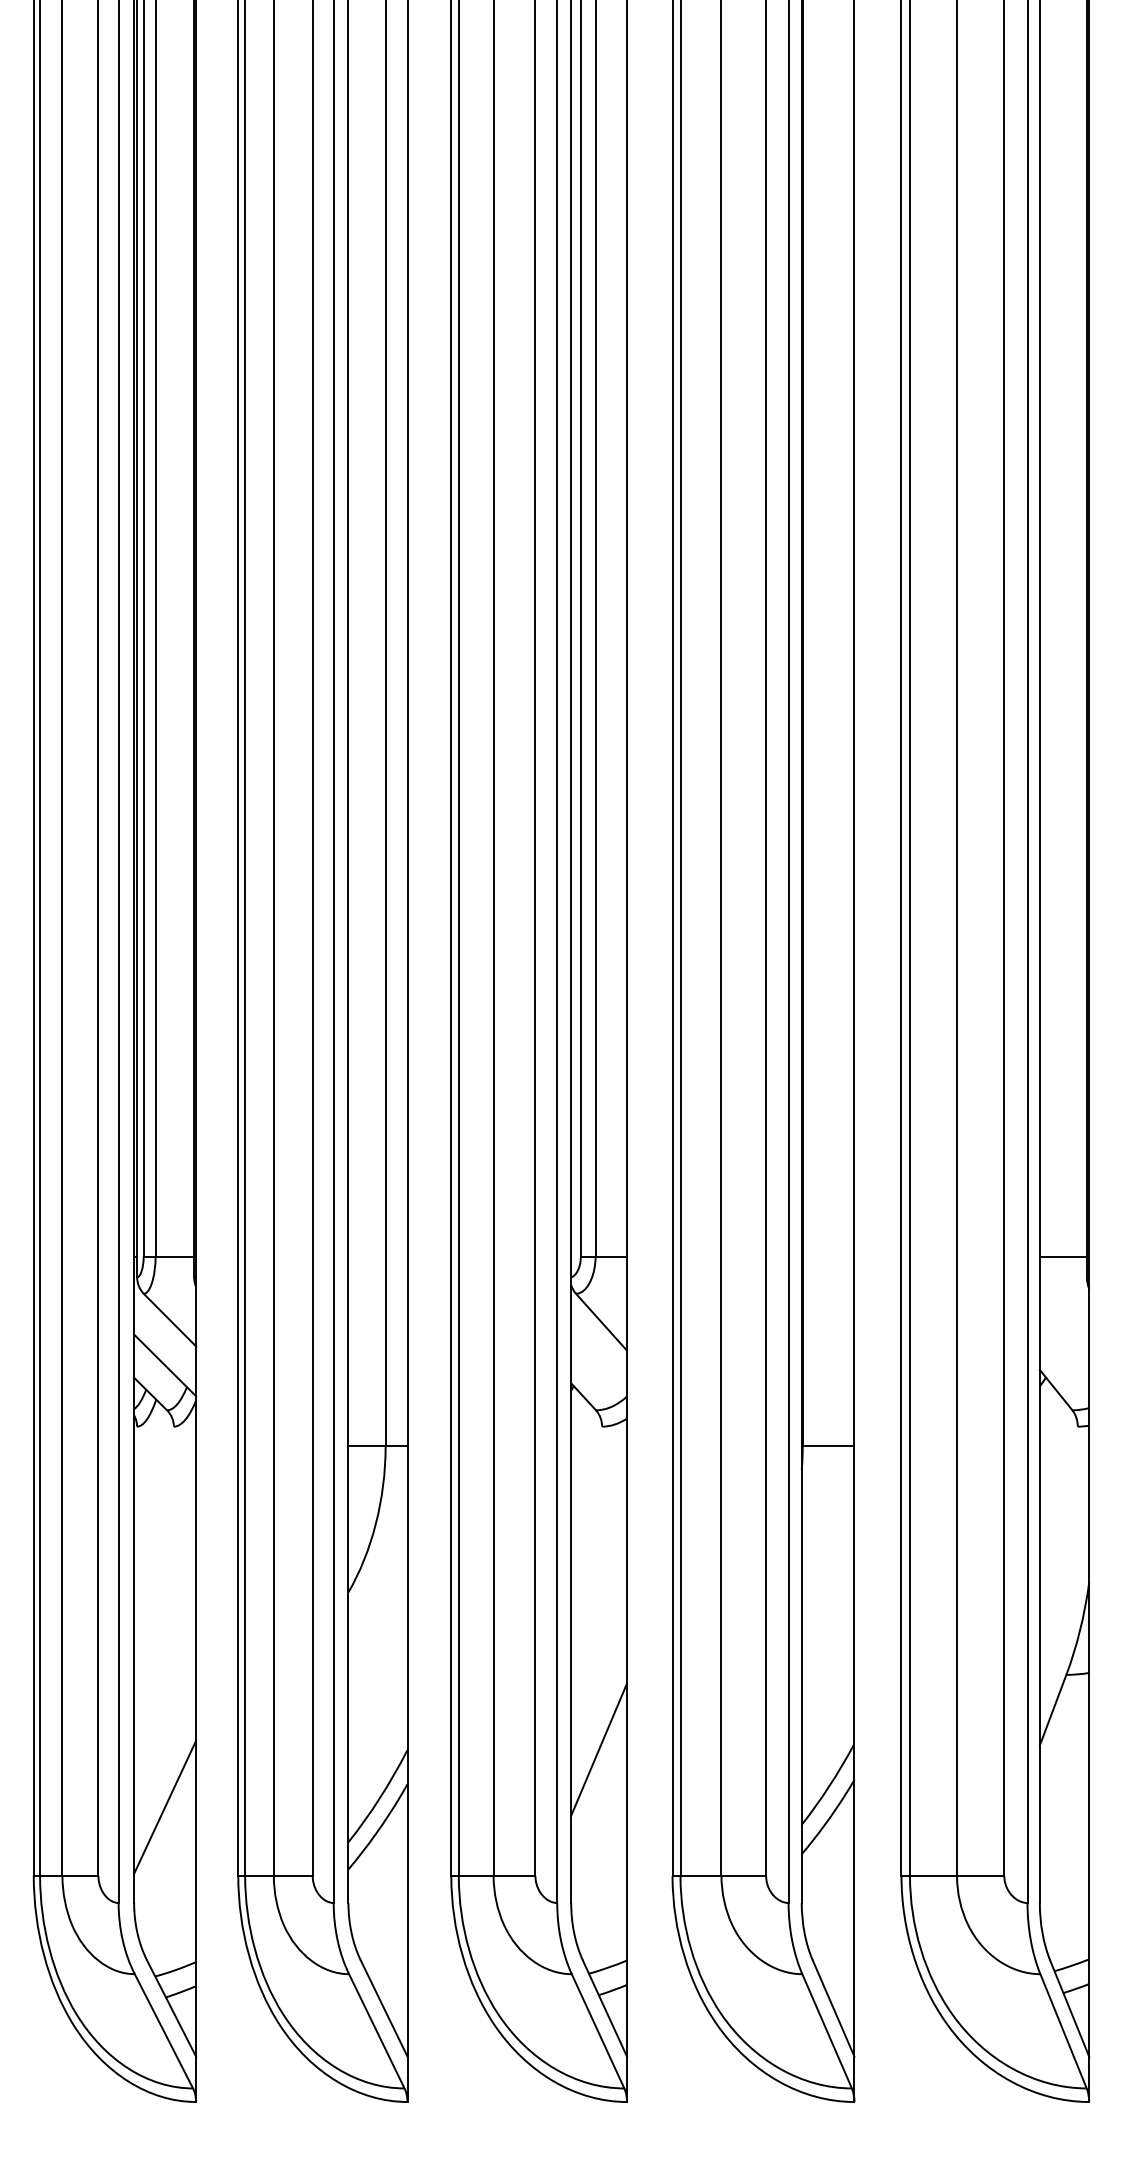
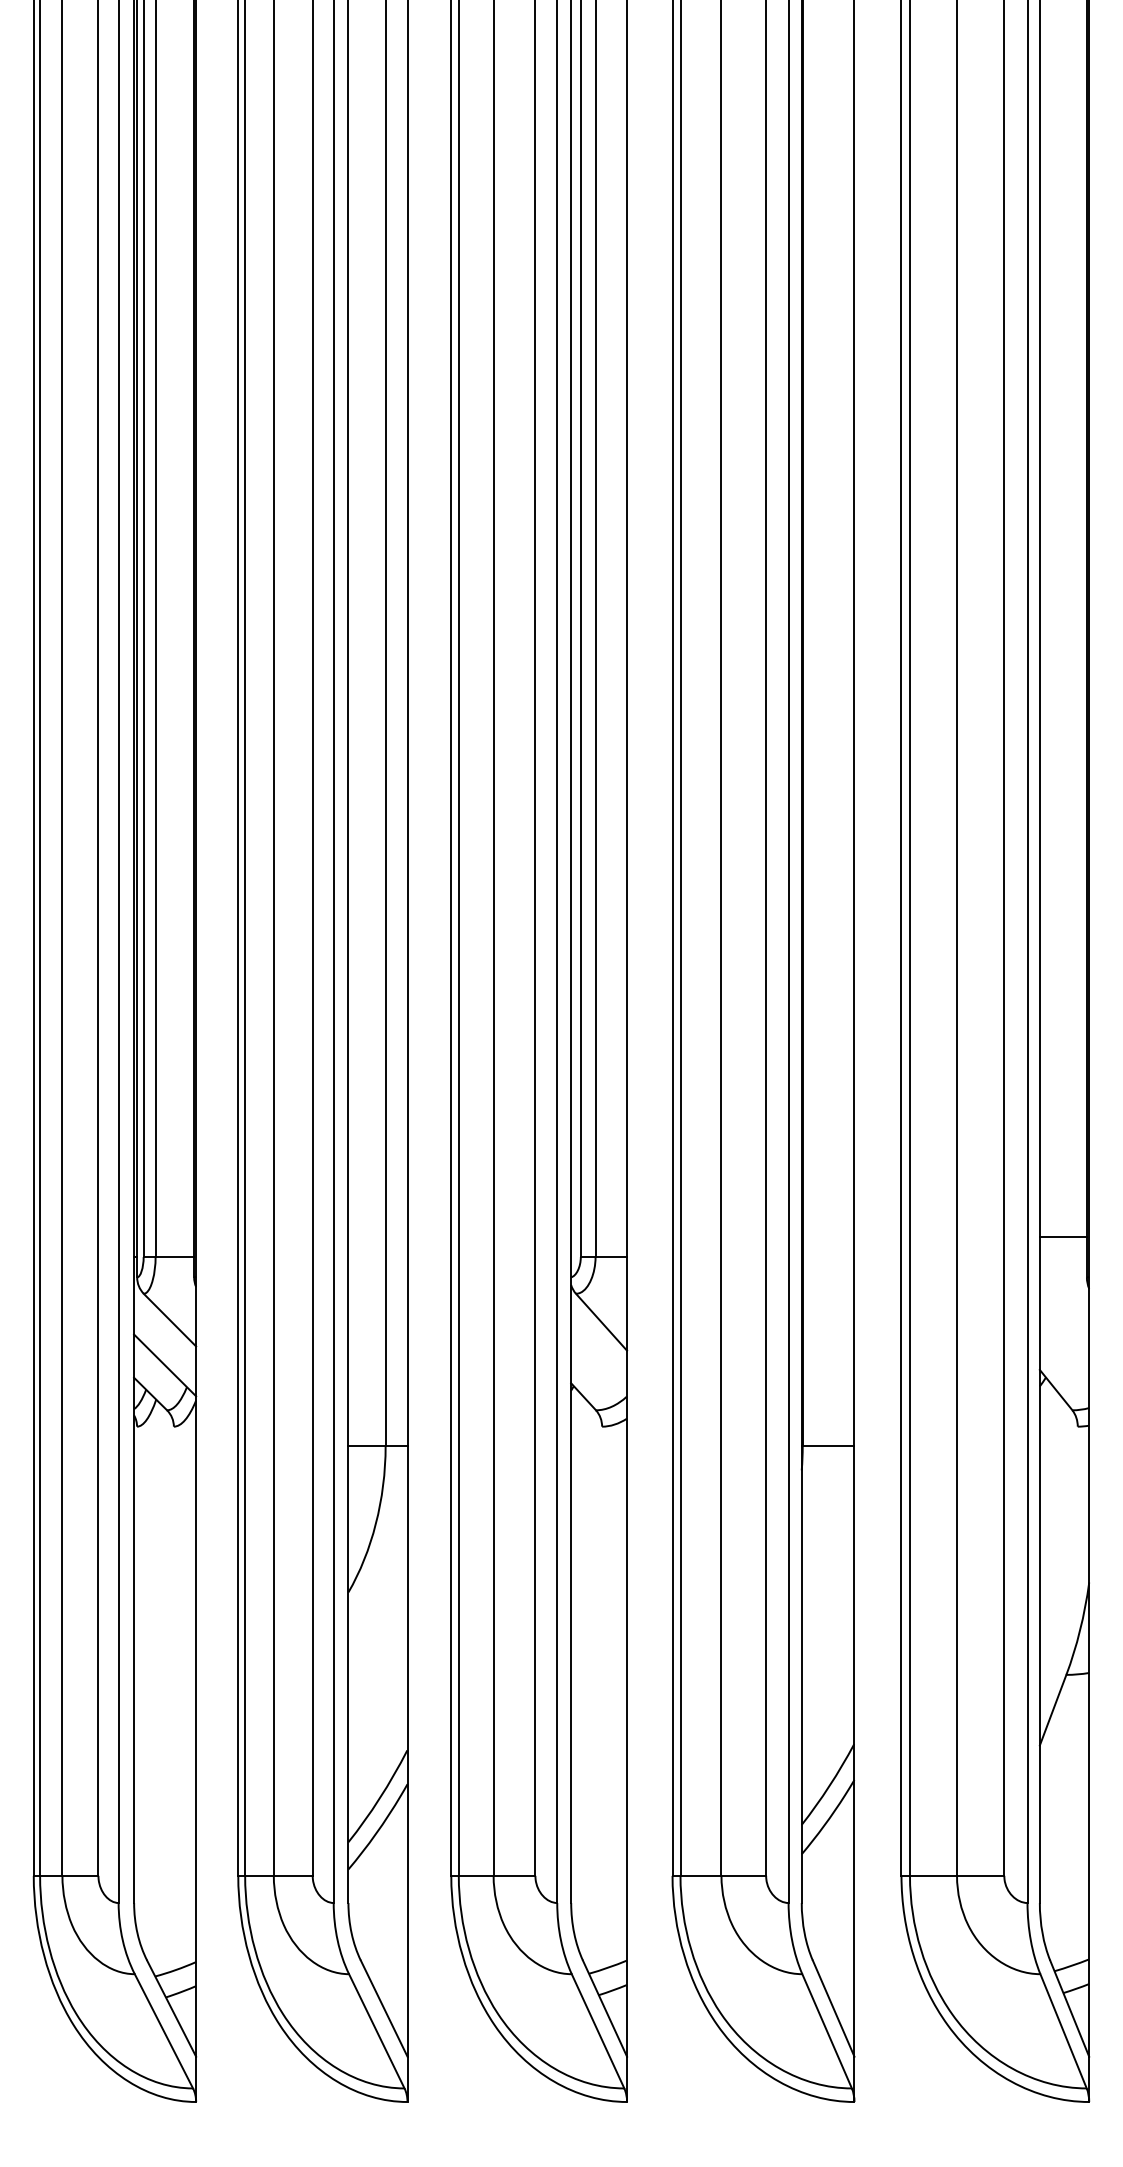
line position: (1062, 1257) -> (1062, 1237) (1062, 1237)
line: present -> none (599, 1749)
line: present -> none (165, 1806)
